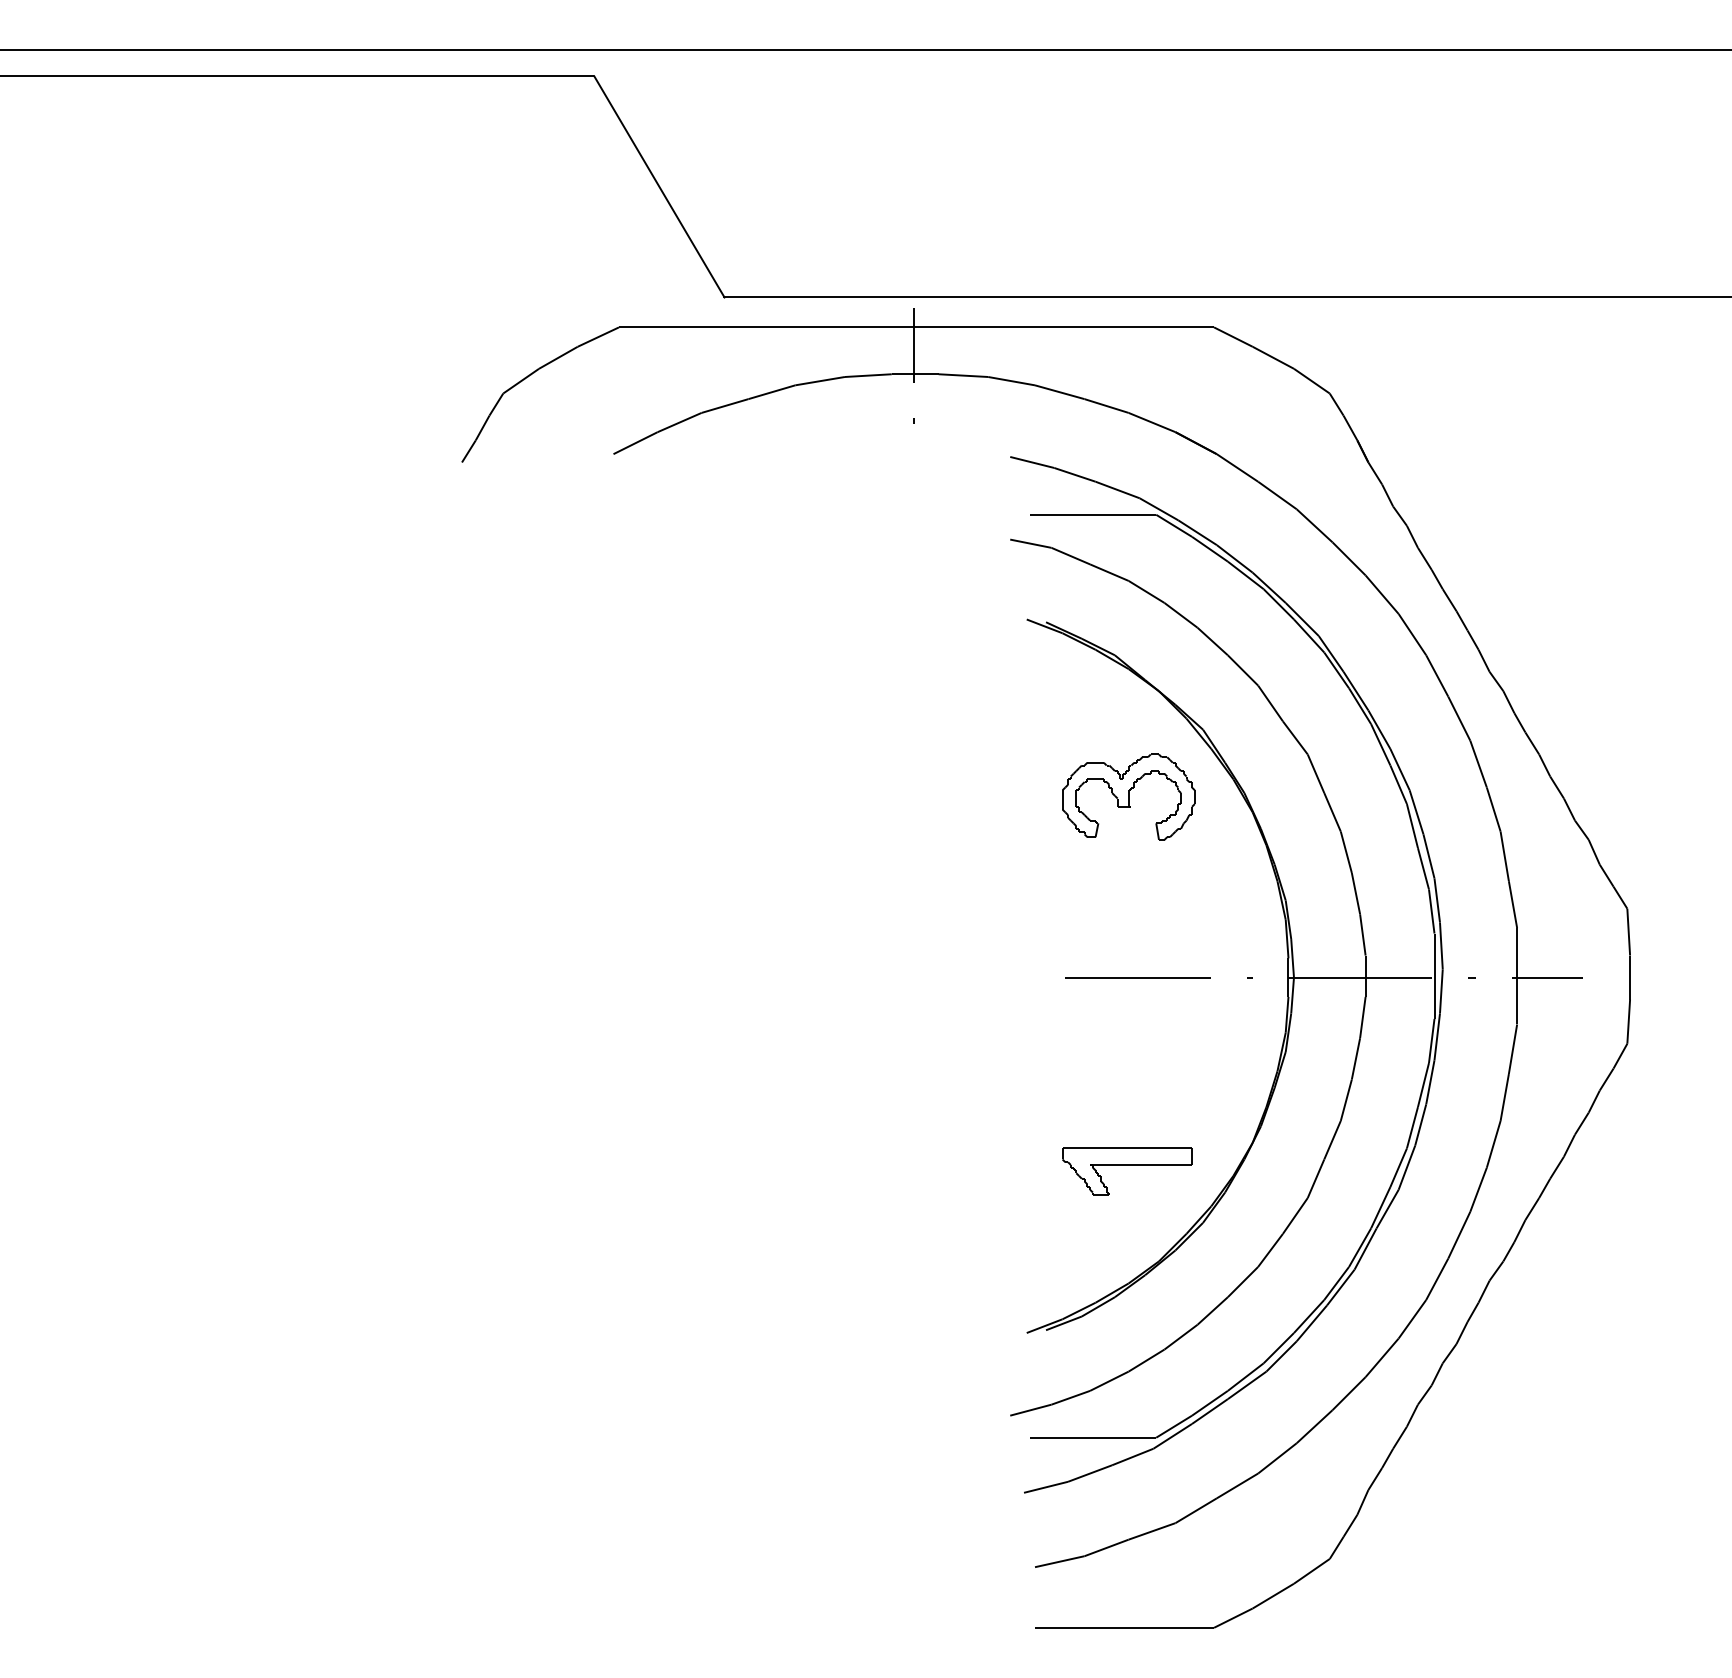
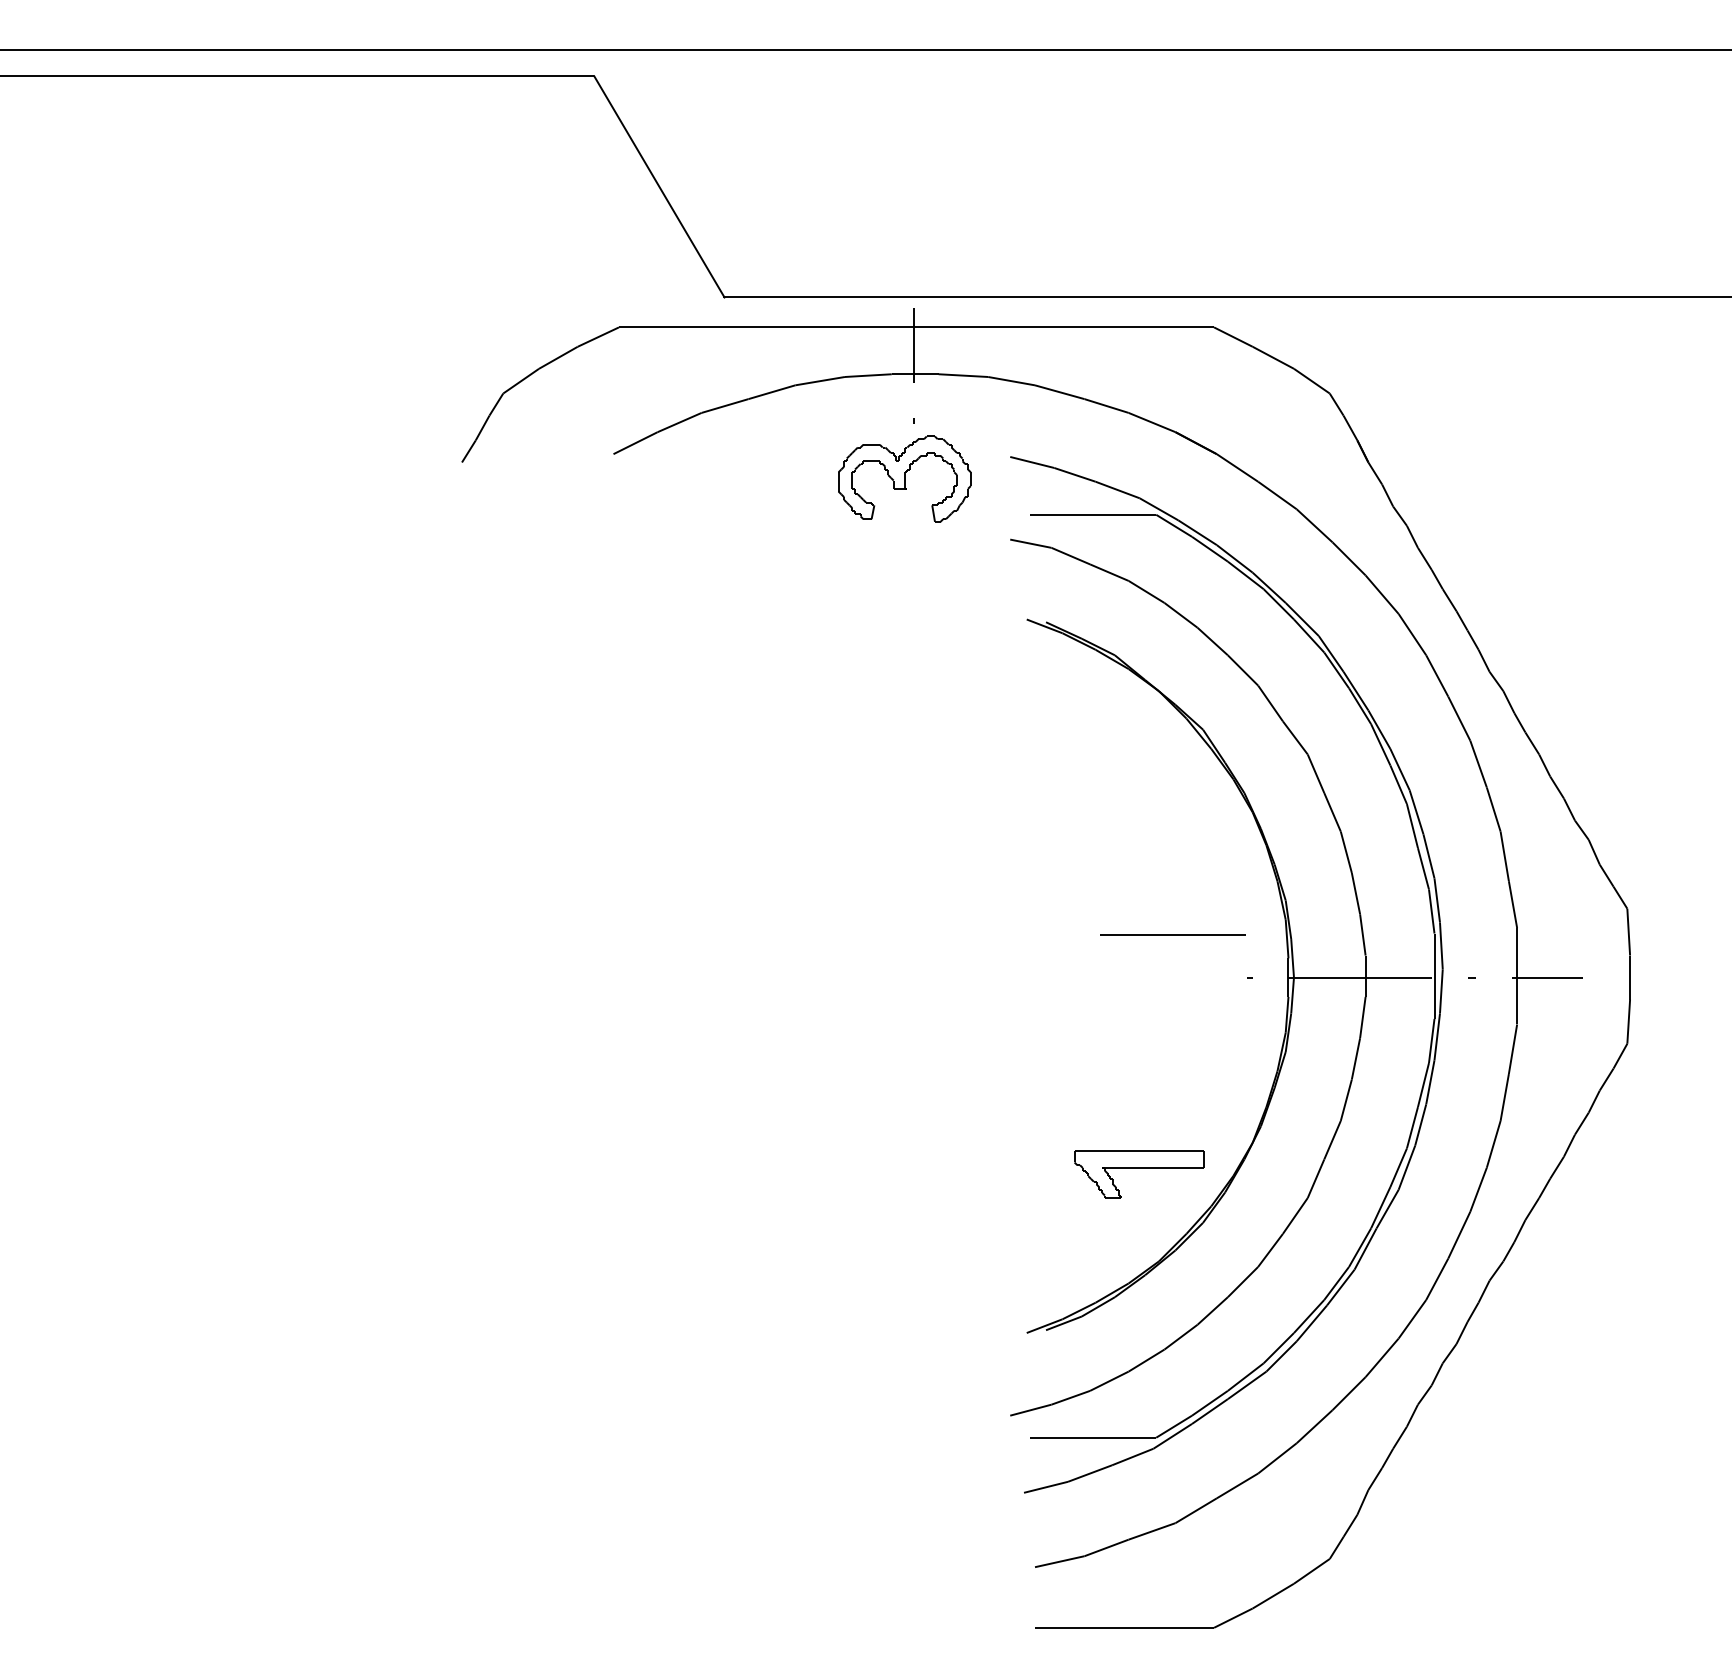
part position: (1128, 796) -> (904, 478) (904, 478)
line position: (1137, 977) -> (1172, 934) (1172, 934)
part position: (1127, 1171) -> (1139, 1174) (1139, 1174)
